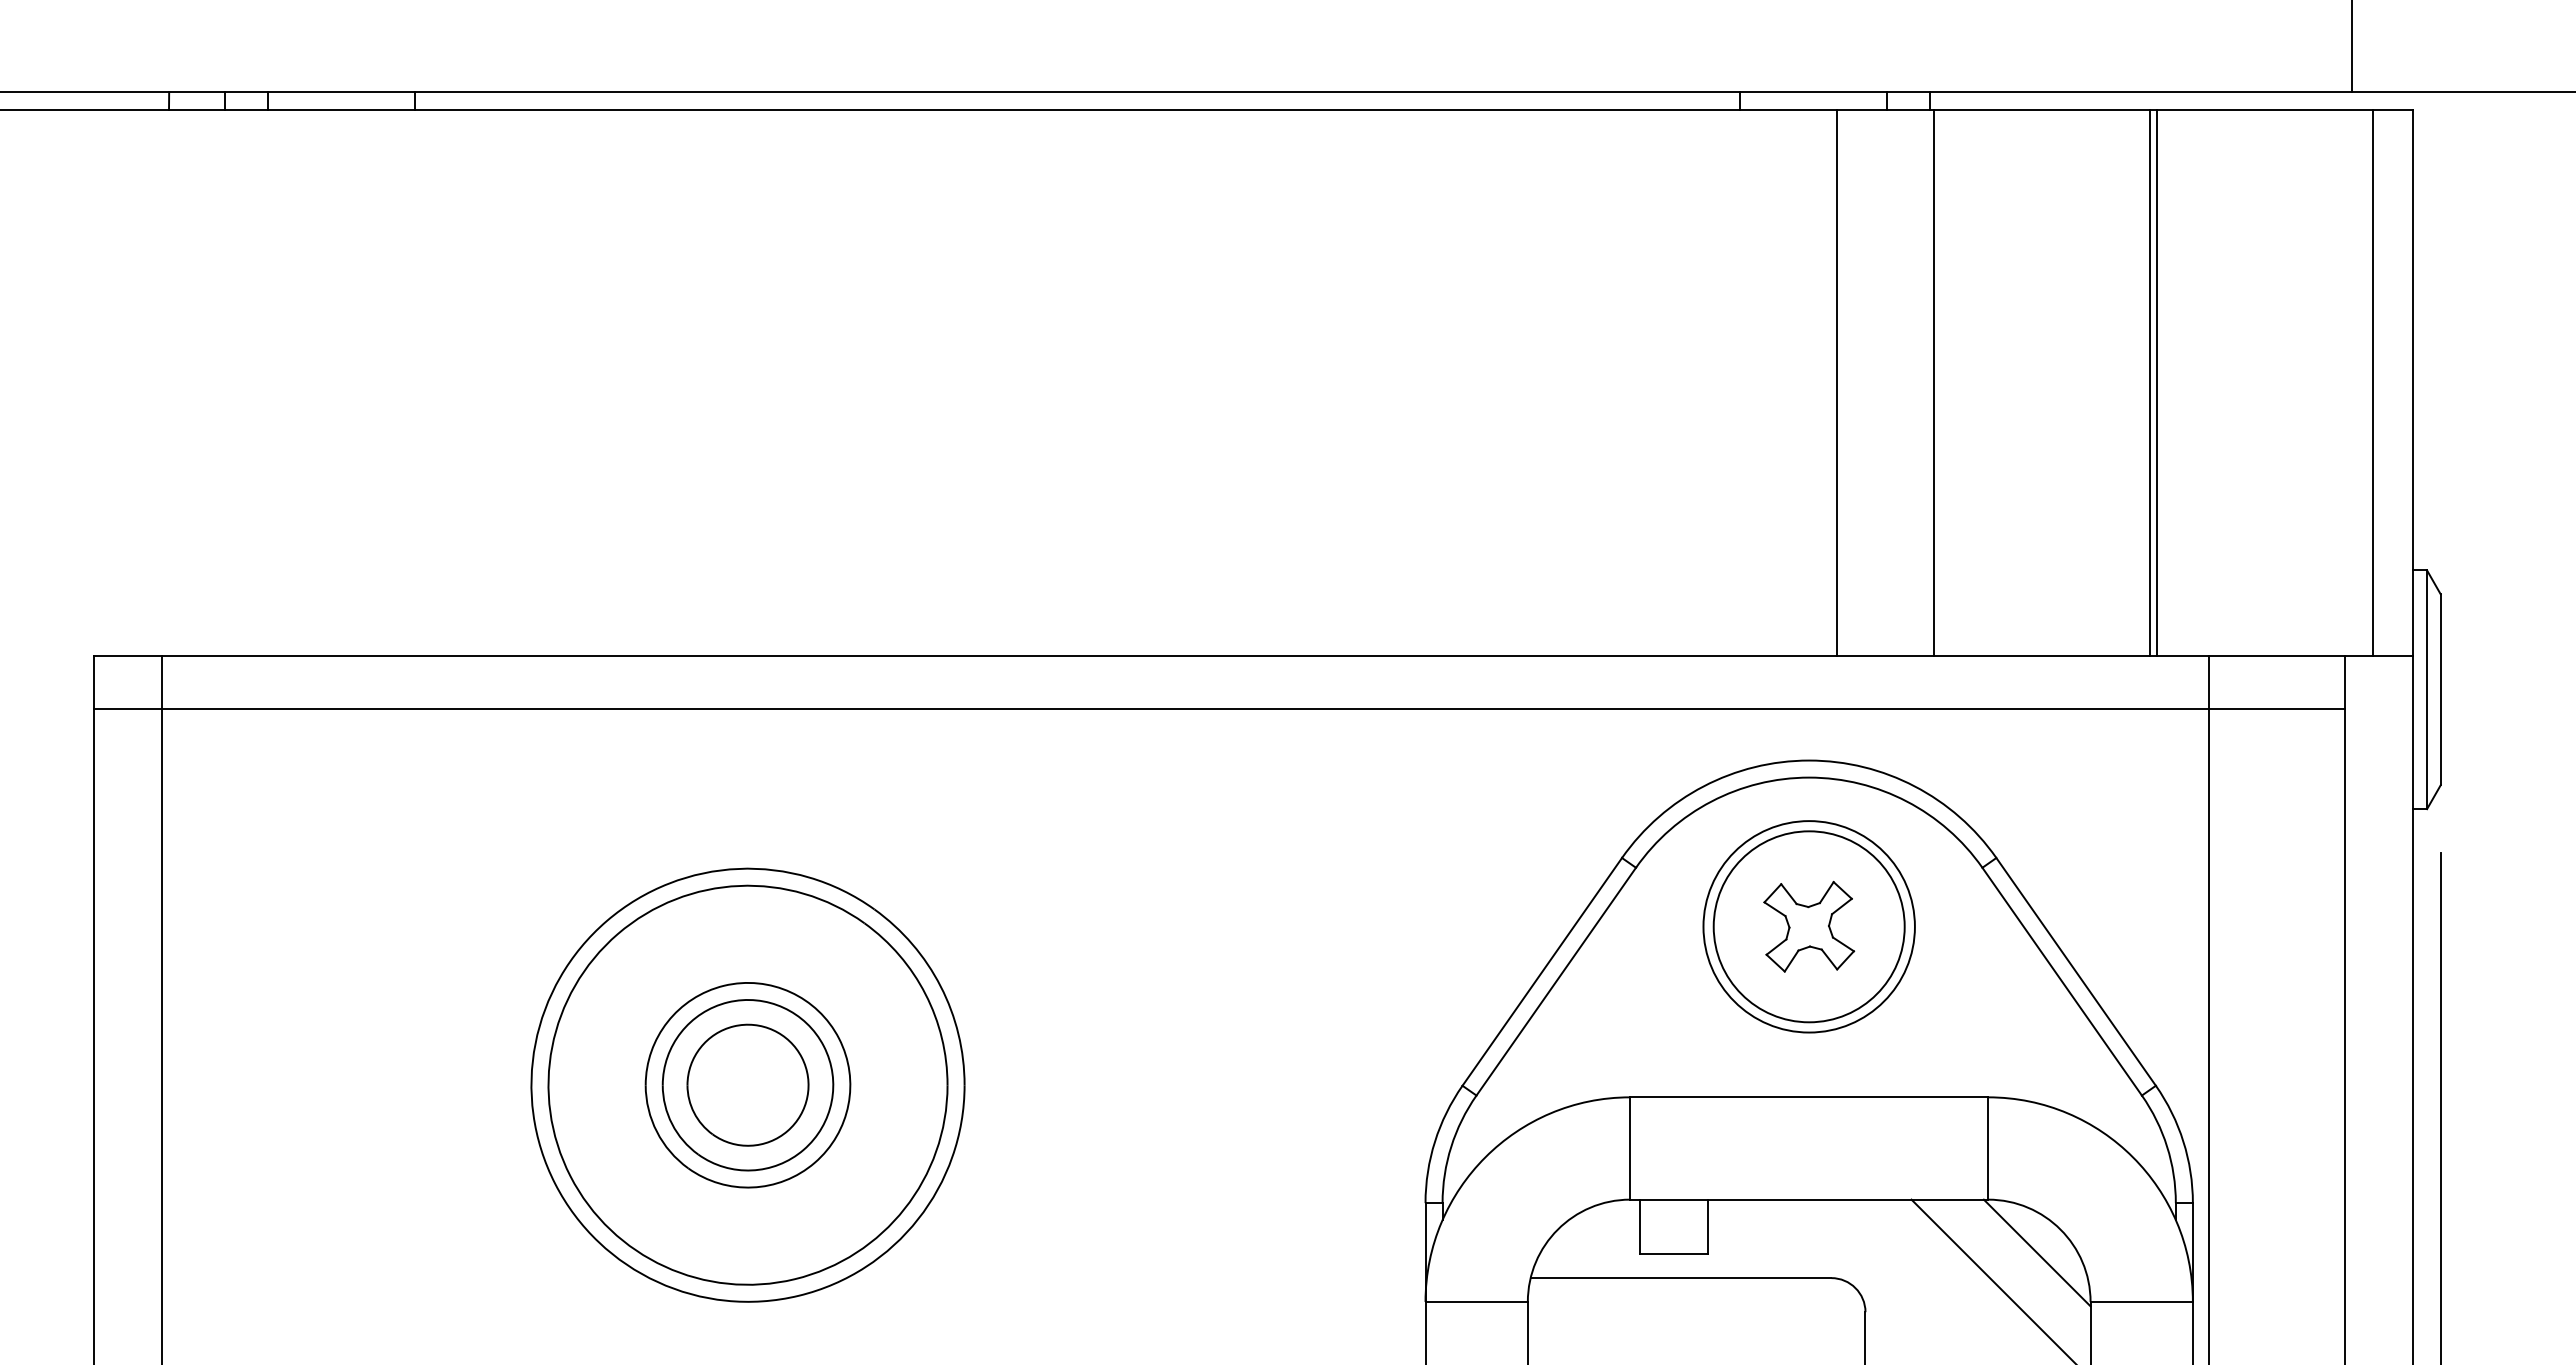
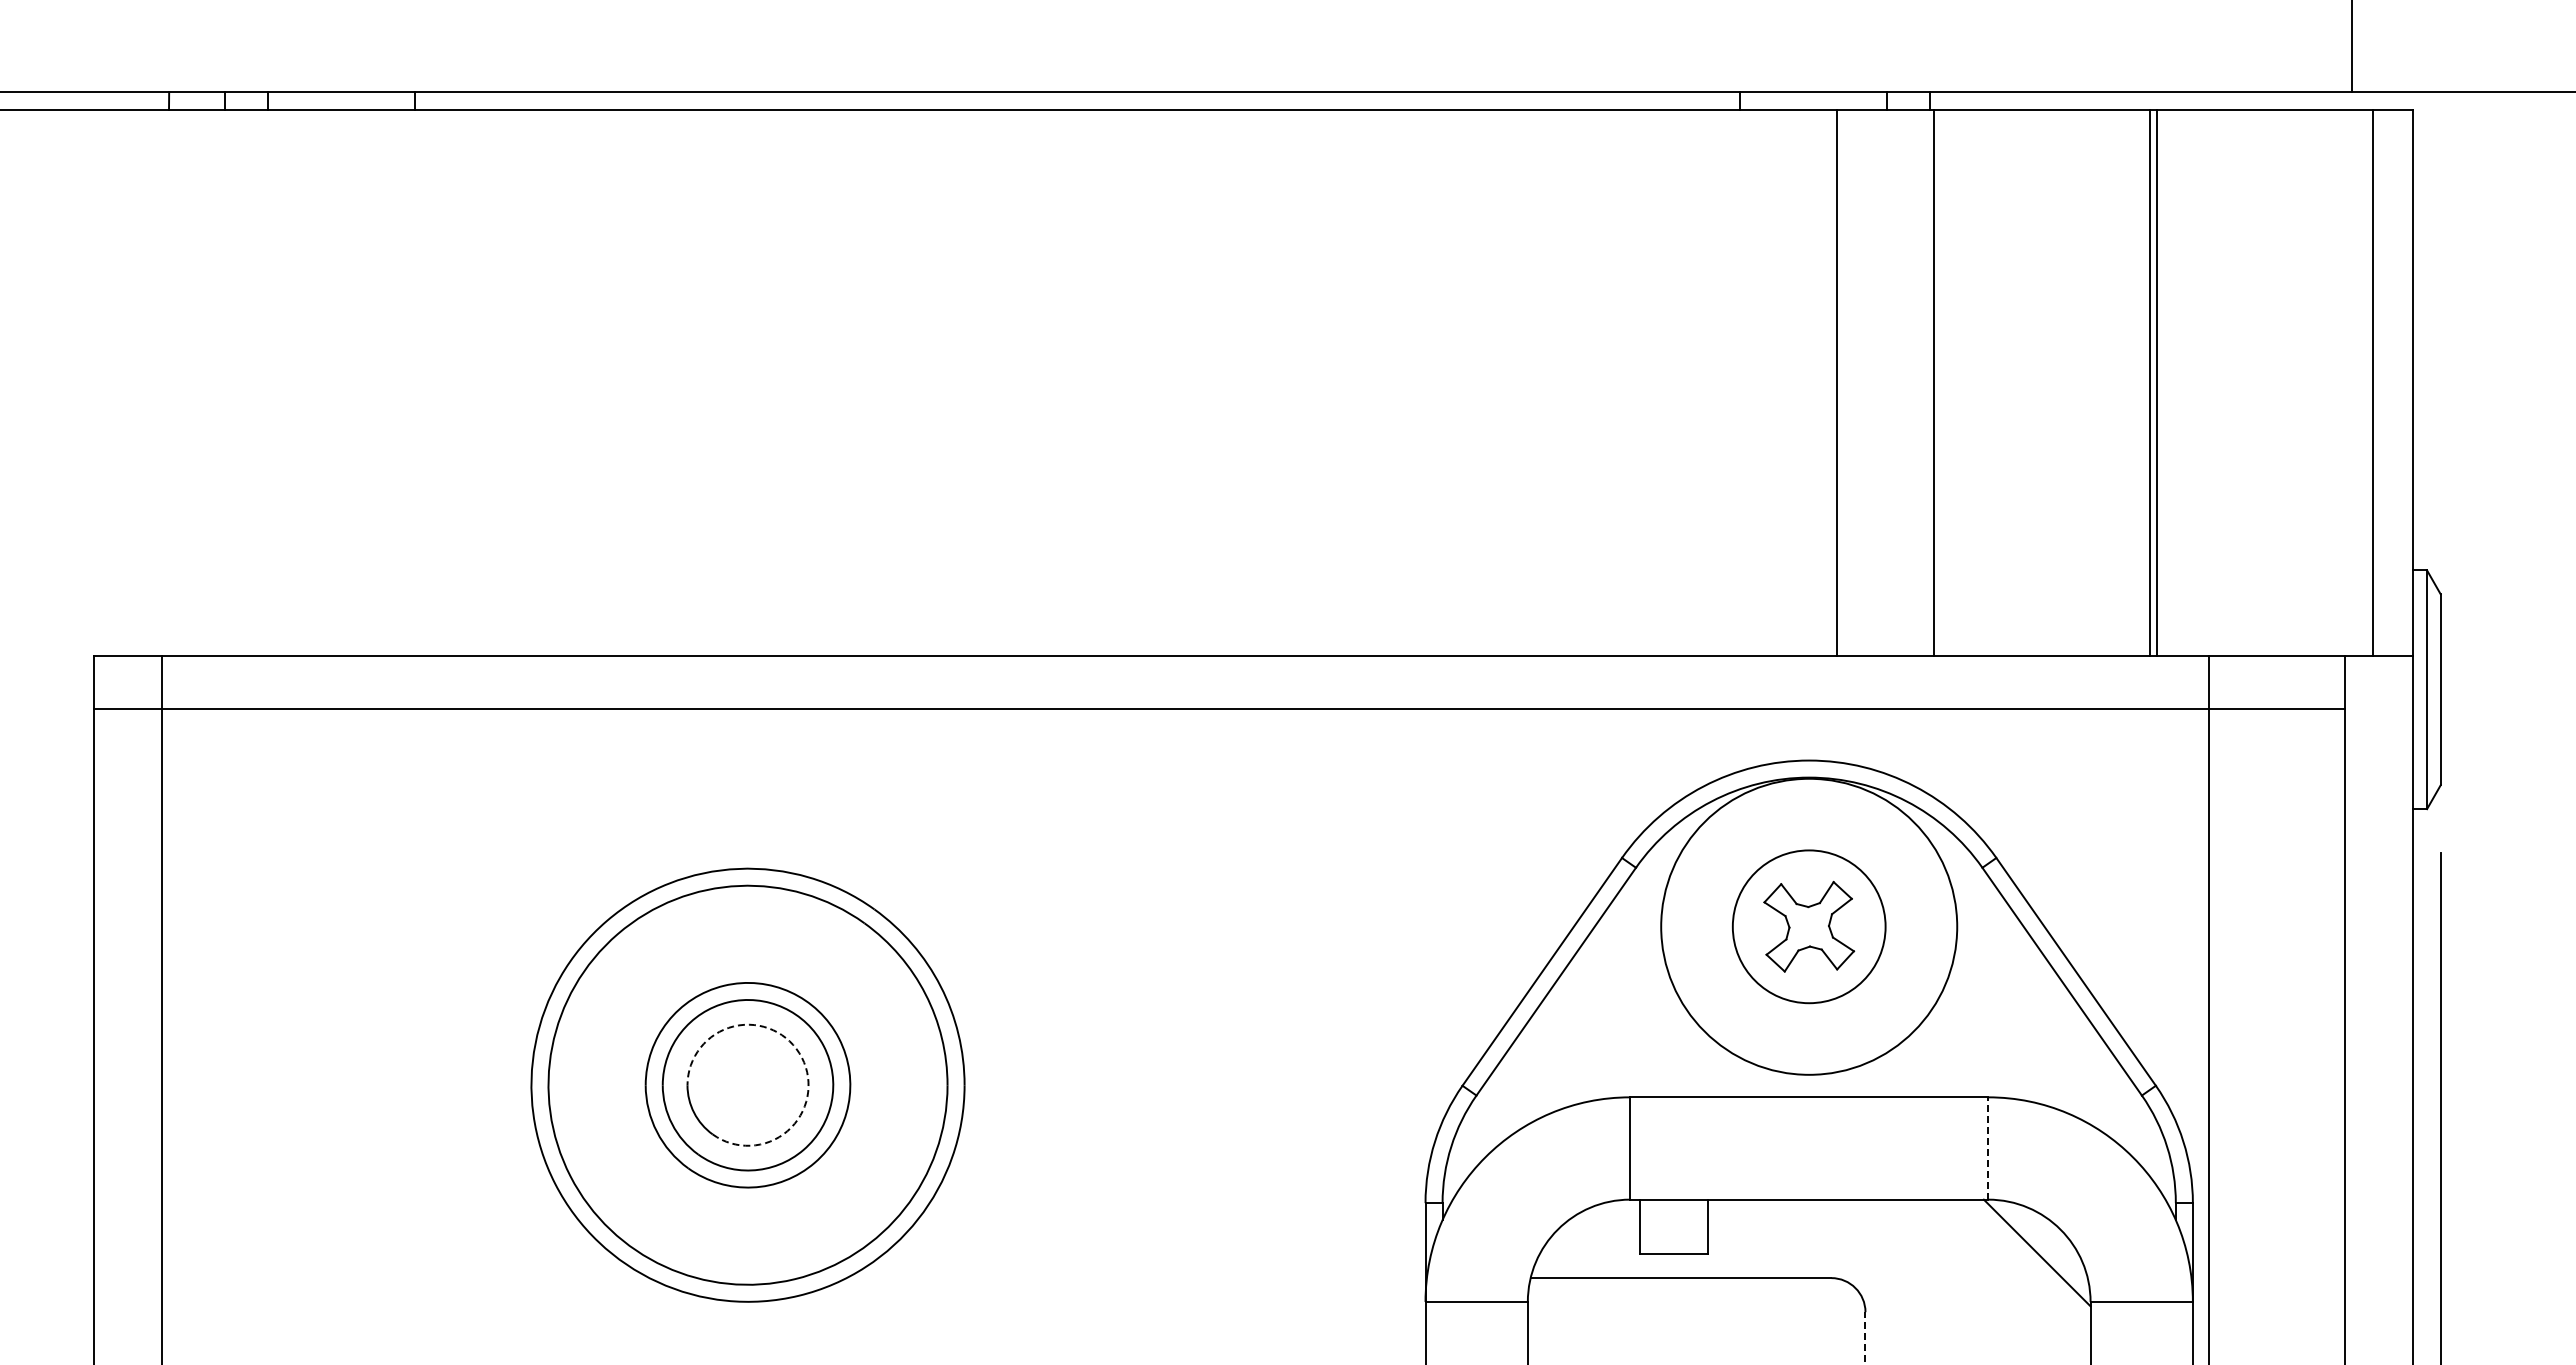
circle diameter: 191 px -> 153 px (1808, 926)
circle diameter: 211 px -> 296 px (1809, 926)
arc: solid -> dashed (801, 1057)
line: solid -> dashed (1988, 1148)
line: present -> none (1992, 1280)
line: solid -> dashed (1865, 1338)
